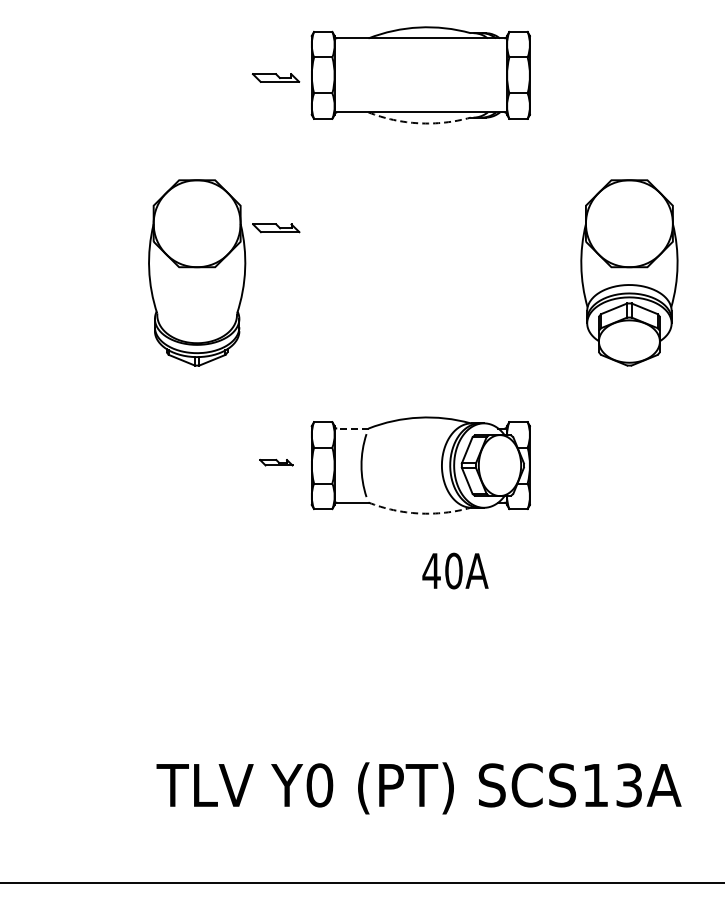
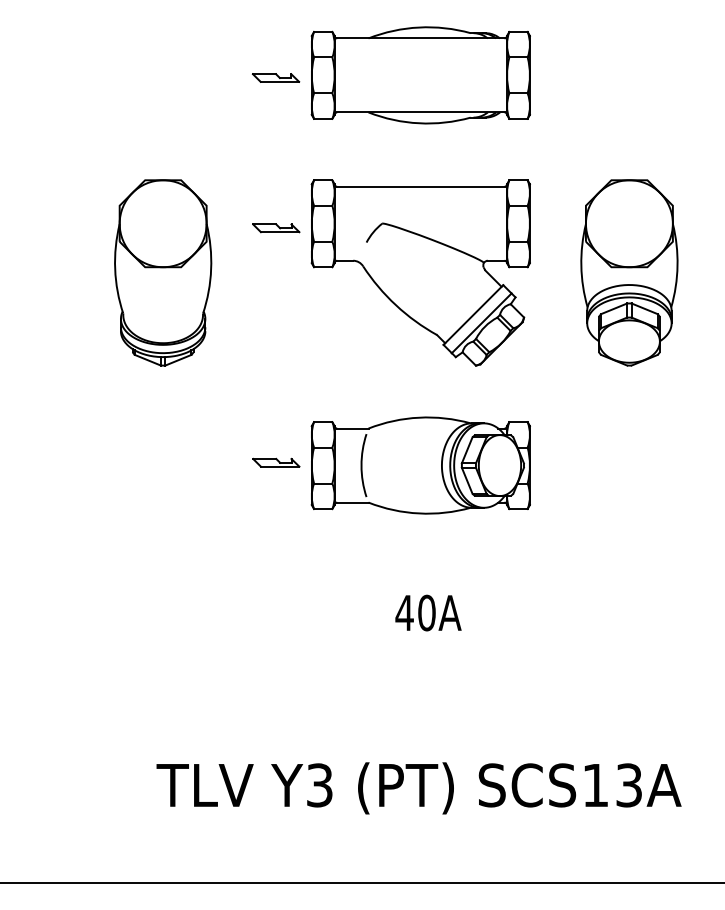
arc: dashed -> solid (419, 123)
part position: (197, 272) -> (163, 272) (163, 272)
part: none -> present (420, 272)
line: dashed -> solid (352, 428)
part size: 35x8 px -> 49x11 px (276, 462)
arc: dashed -> solid (419, 513)
text position: (455, 570) -> (428, 612) (428, 612)
text: Y0 -> Y3 (319, 785)
